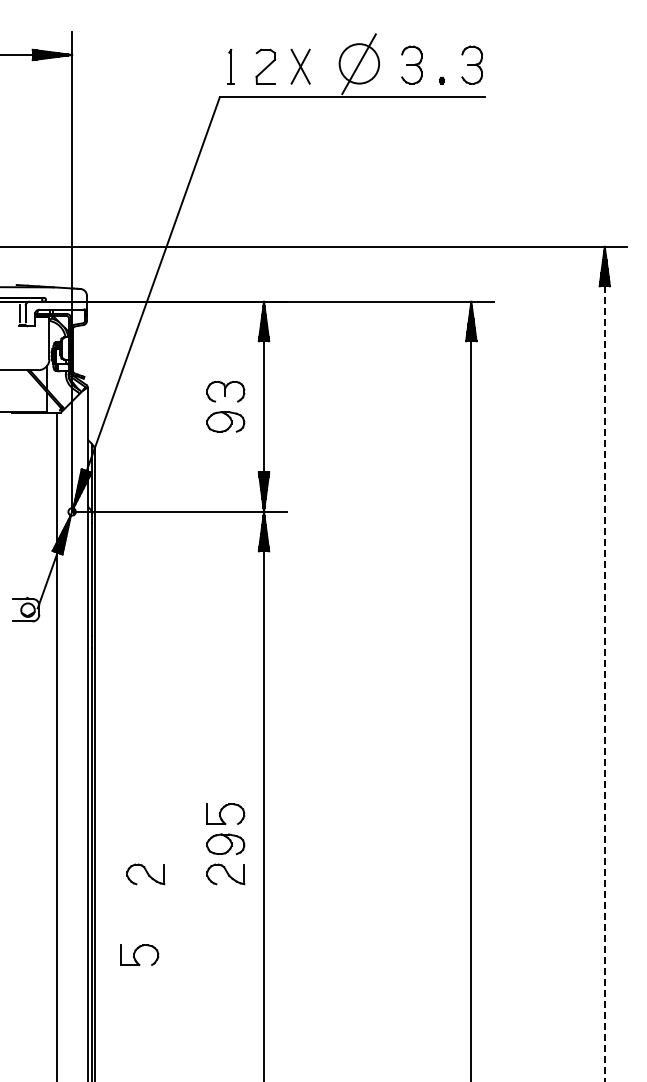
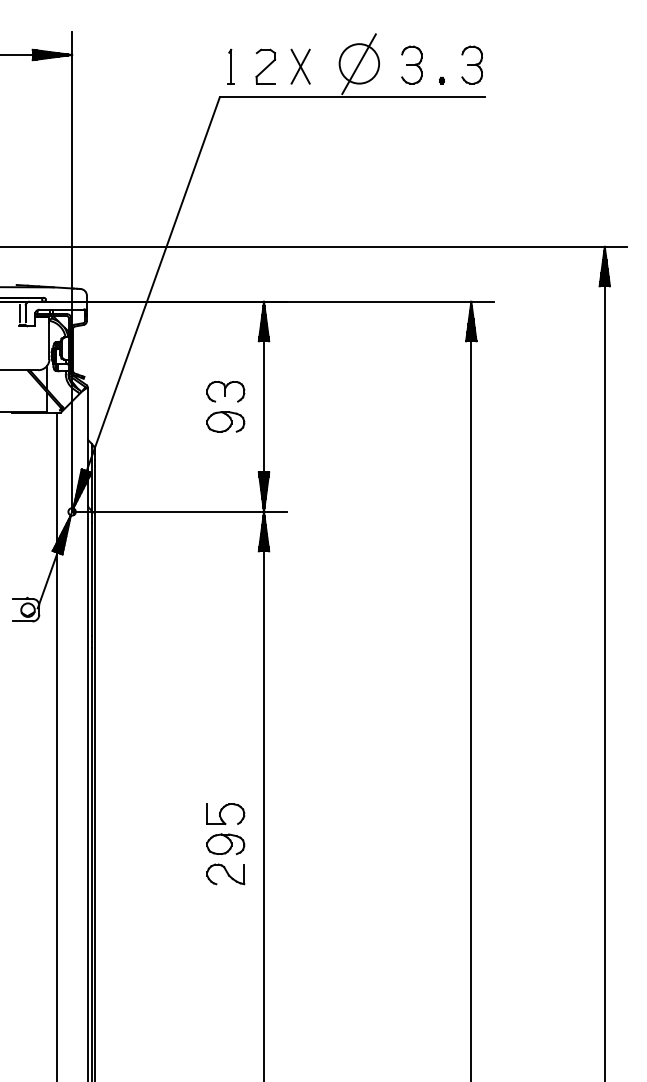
line: dashed -> solid (604, 663)
part: present -> none (145, 874)
part: present -> none (139, 954)
